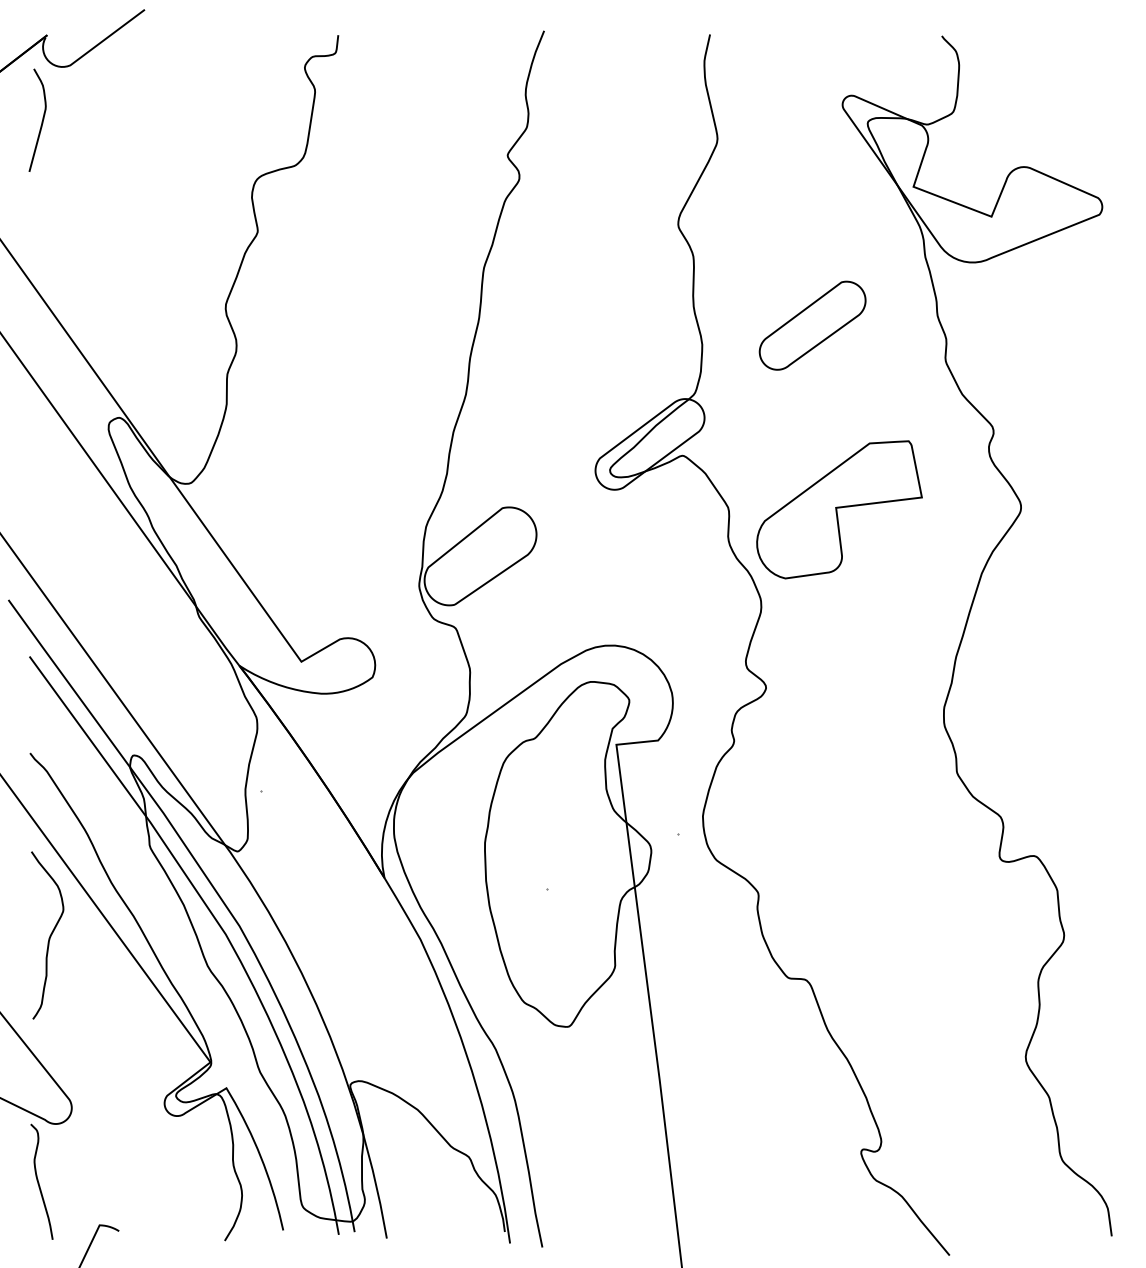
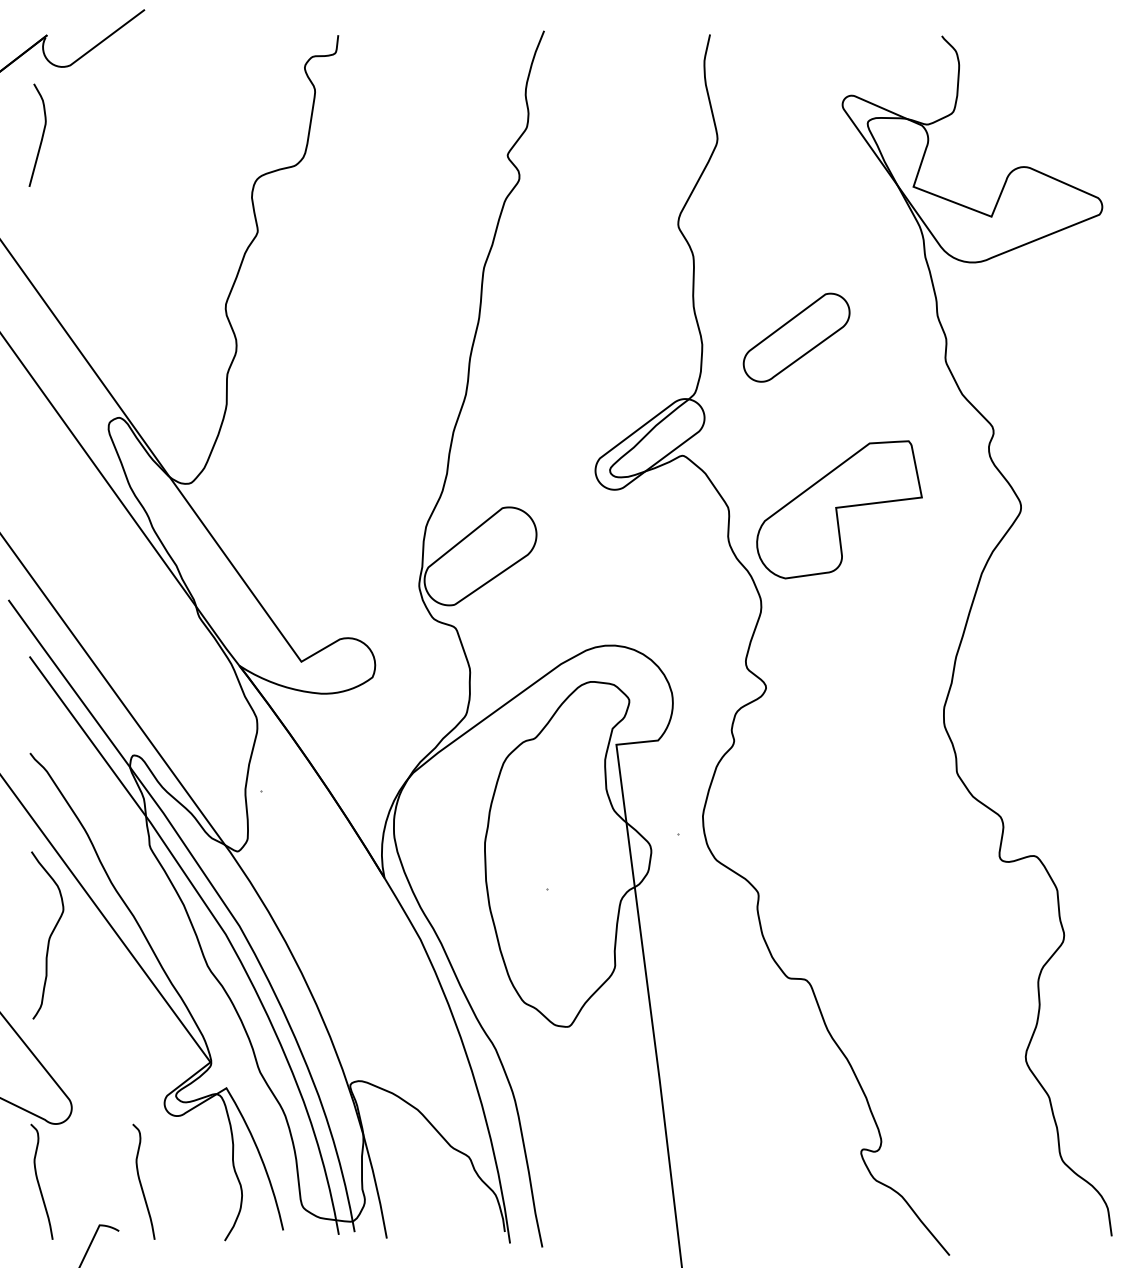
curve position: (41, 121) -> (41, 136) (41, 136)
part position: (812, 325) -> (796, 337) (796, 337)
curve: none -> present (141, 1182)
